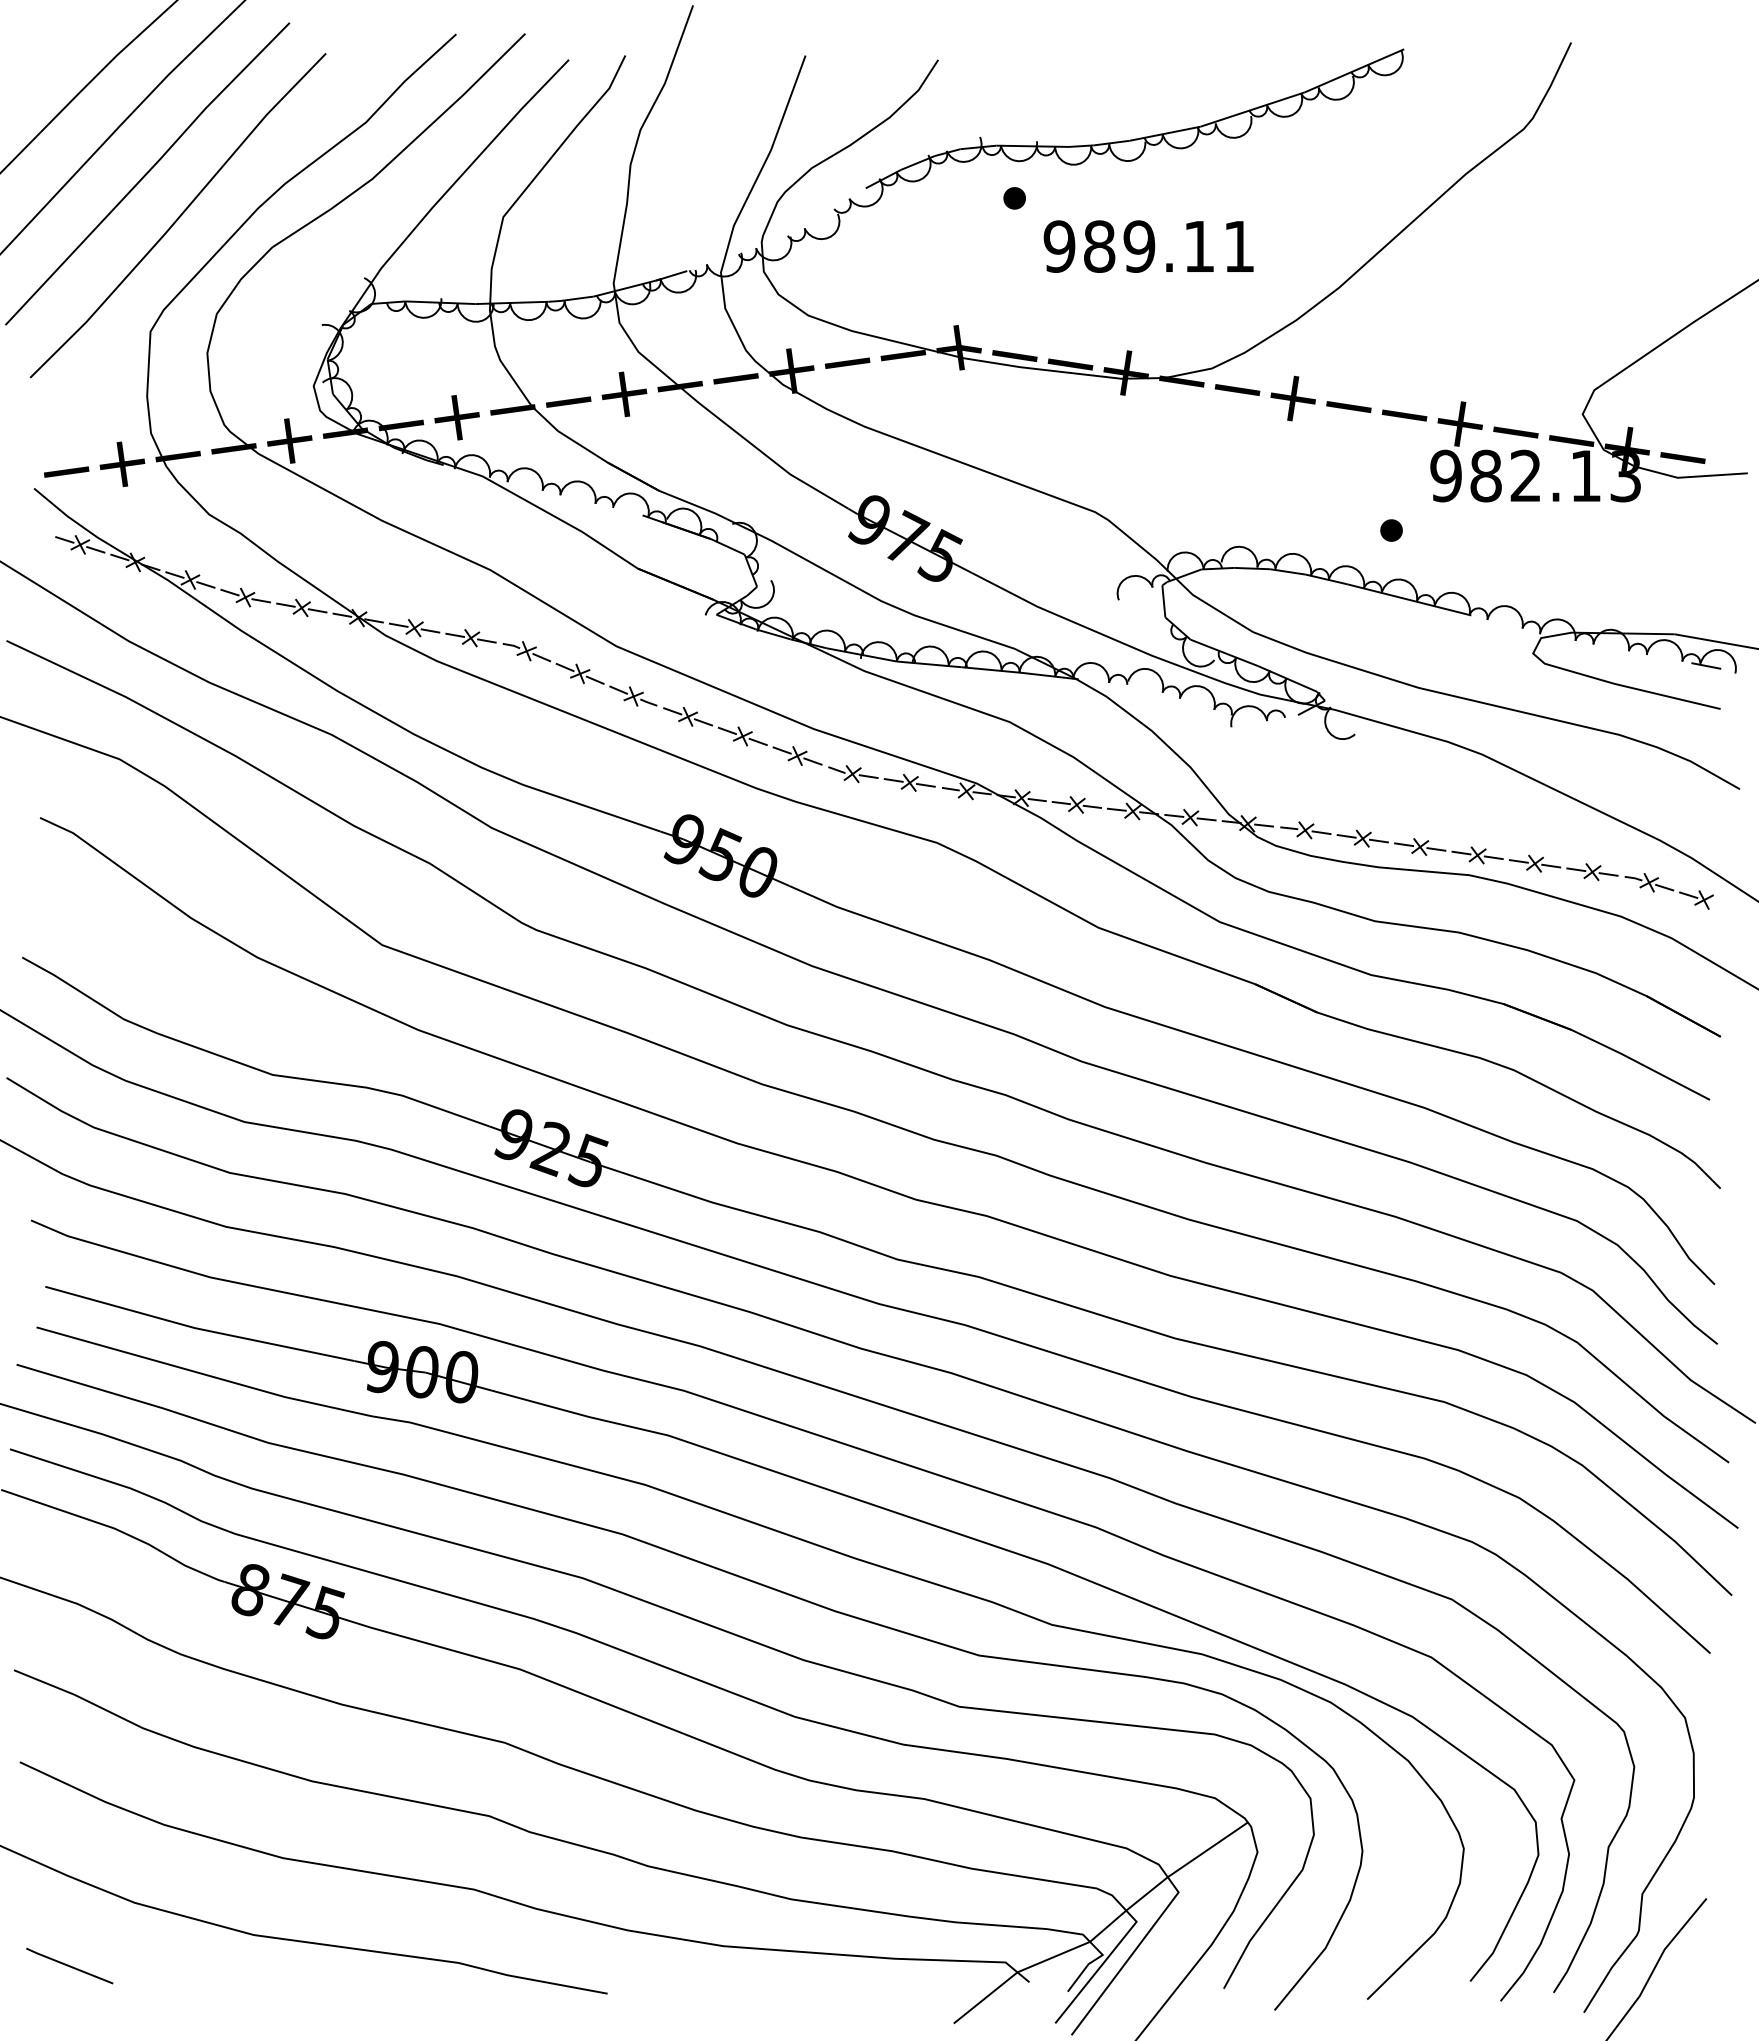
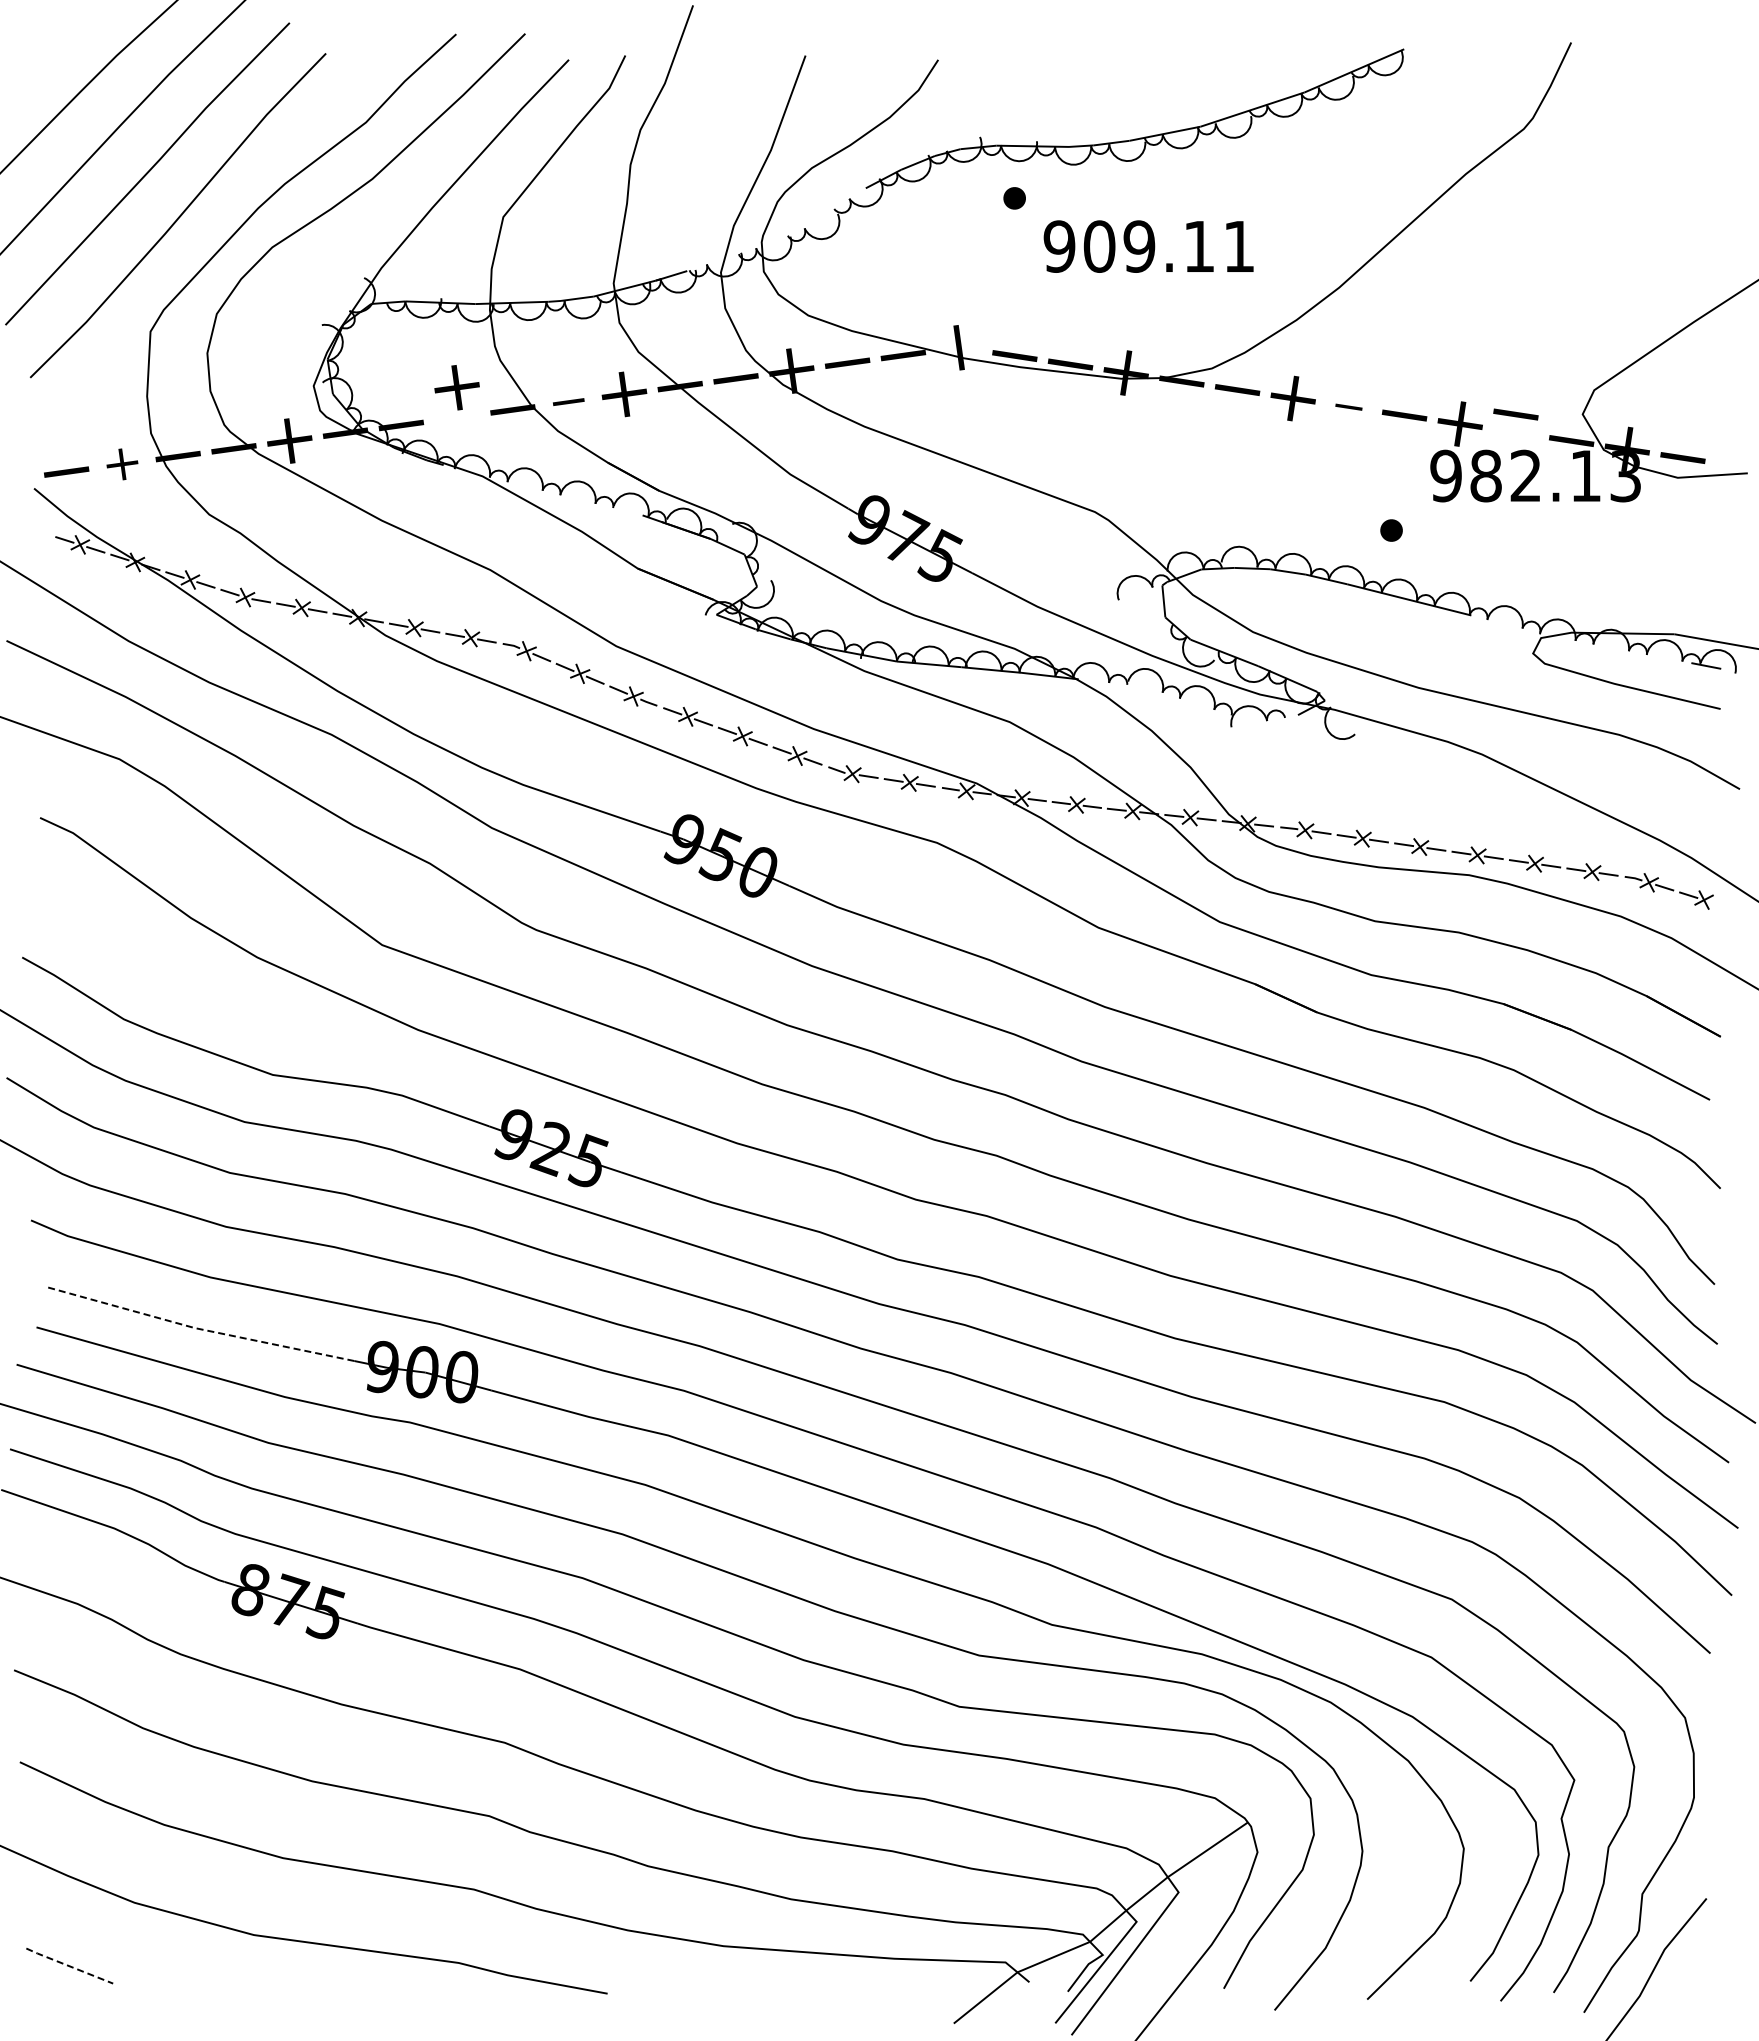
text: 989.11 -> 909.11 (1099, 246)
fill: present -> none (959, 348)
part size: 46x12 px -> 32x8 px (568, 401)
part size: 46x13 px -> 28x8 px (1348, 406)
part position: (456, 417) -> (456, 387) (456, 387)
part position: (1515, 432) -> (1515, 414) (1515, 414)
part size: 47x47 px -> 33x33 px (122, 464)
line: solid -> dashed (197, 1328)
line: solid -> dashed (68, 1965)
